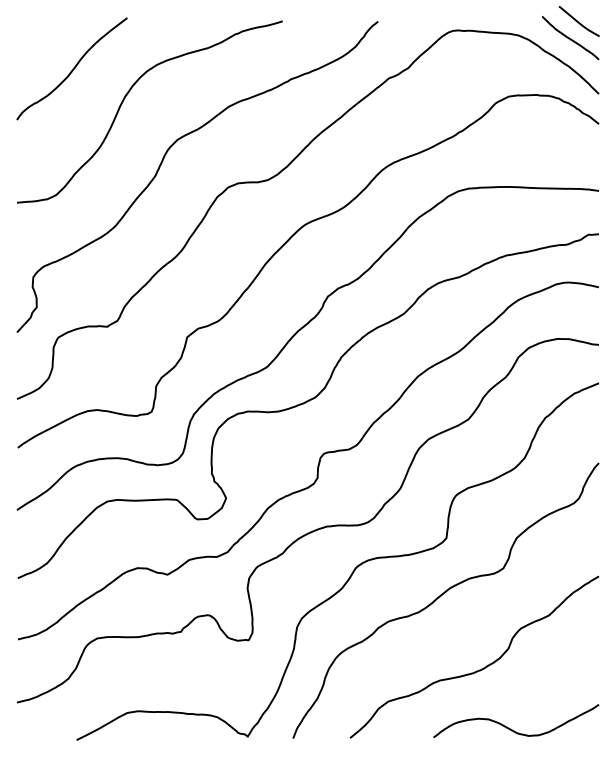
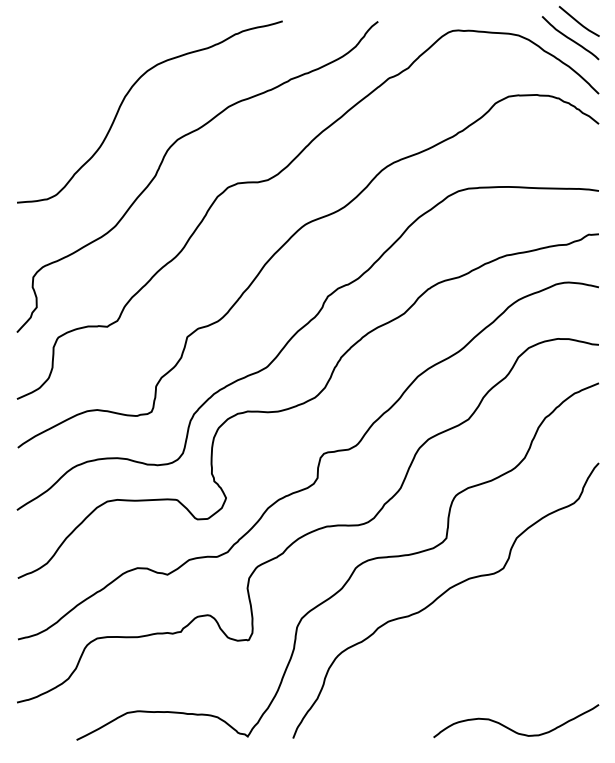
curve: present -> none (72, 68)
curve: present -> none (481, 668)
